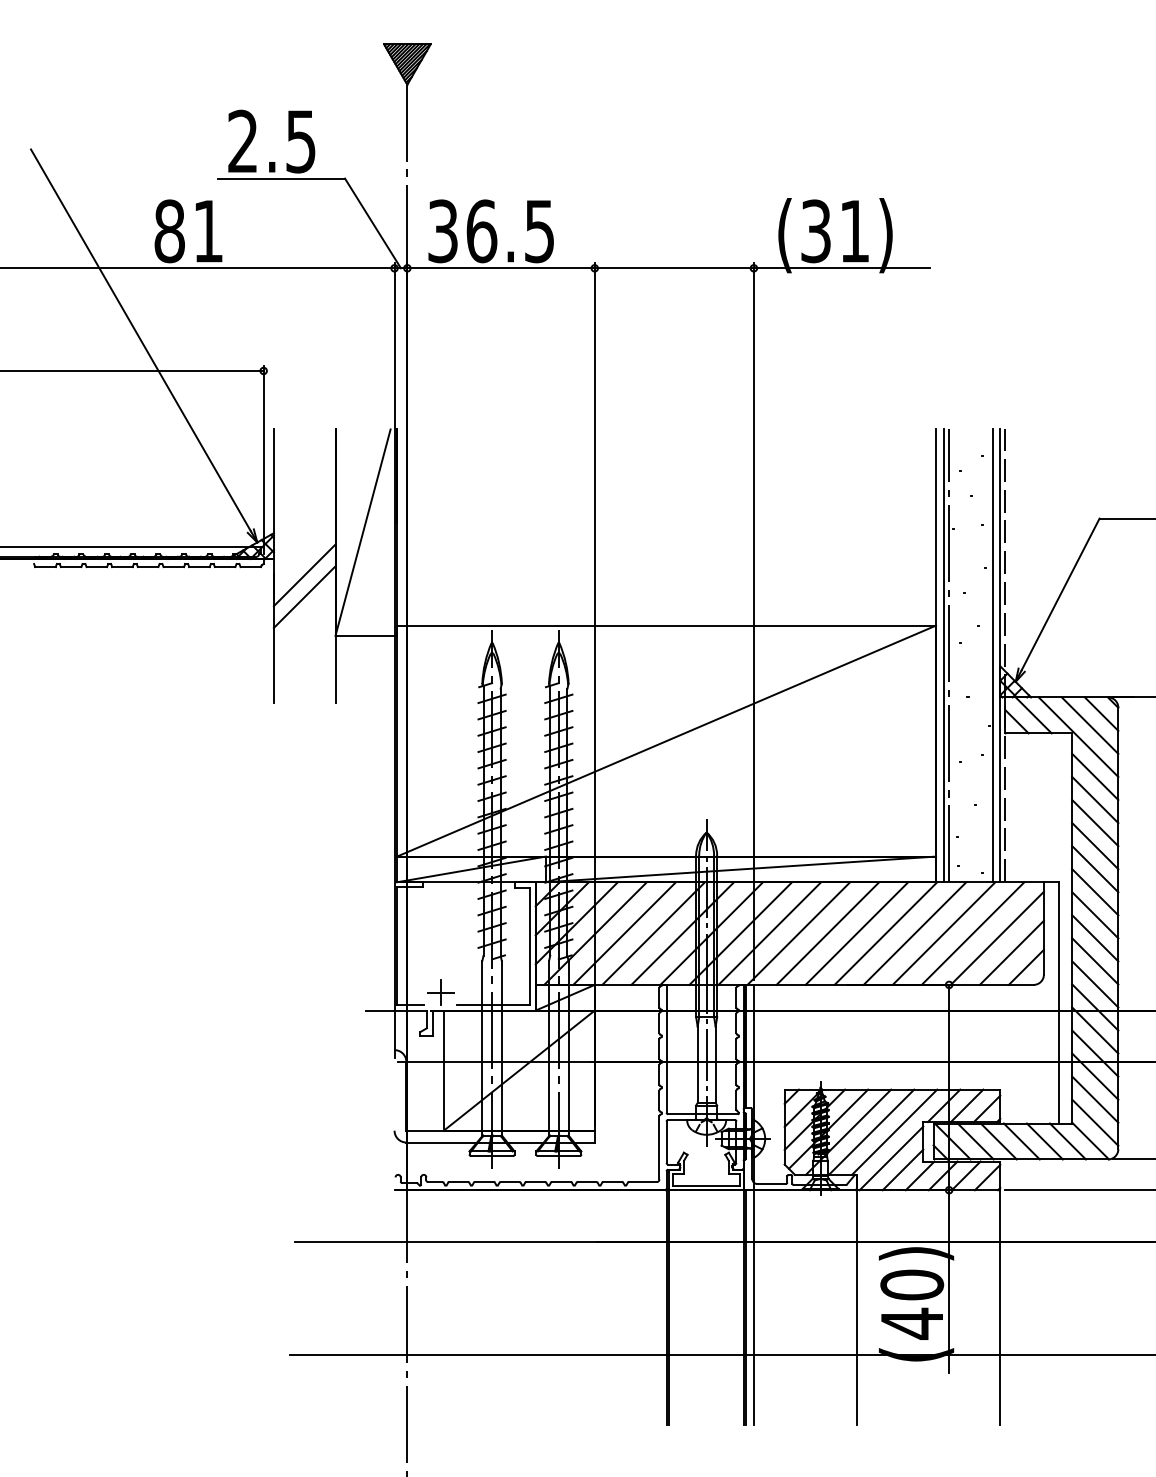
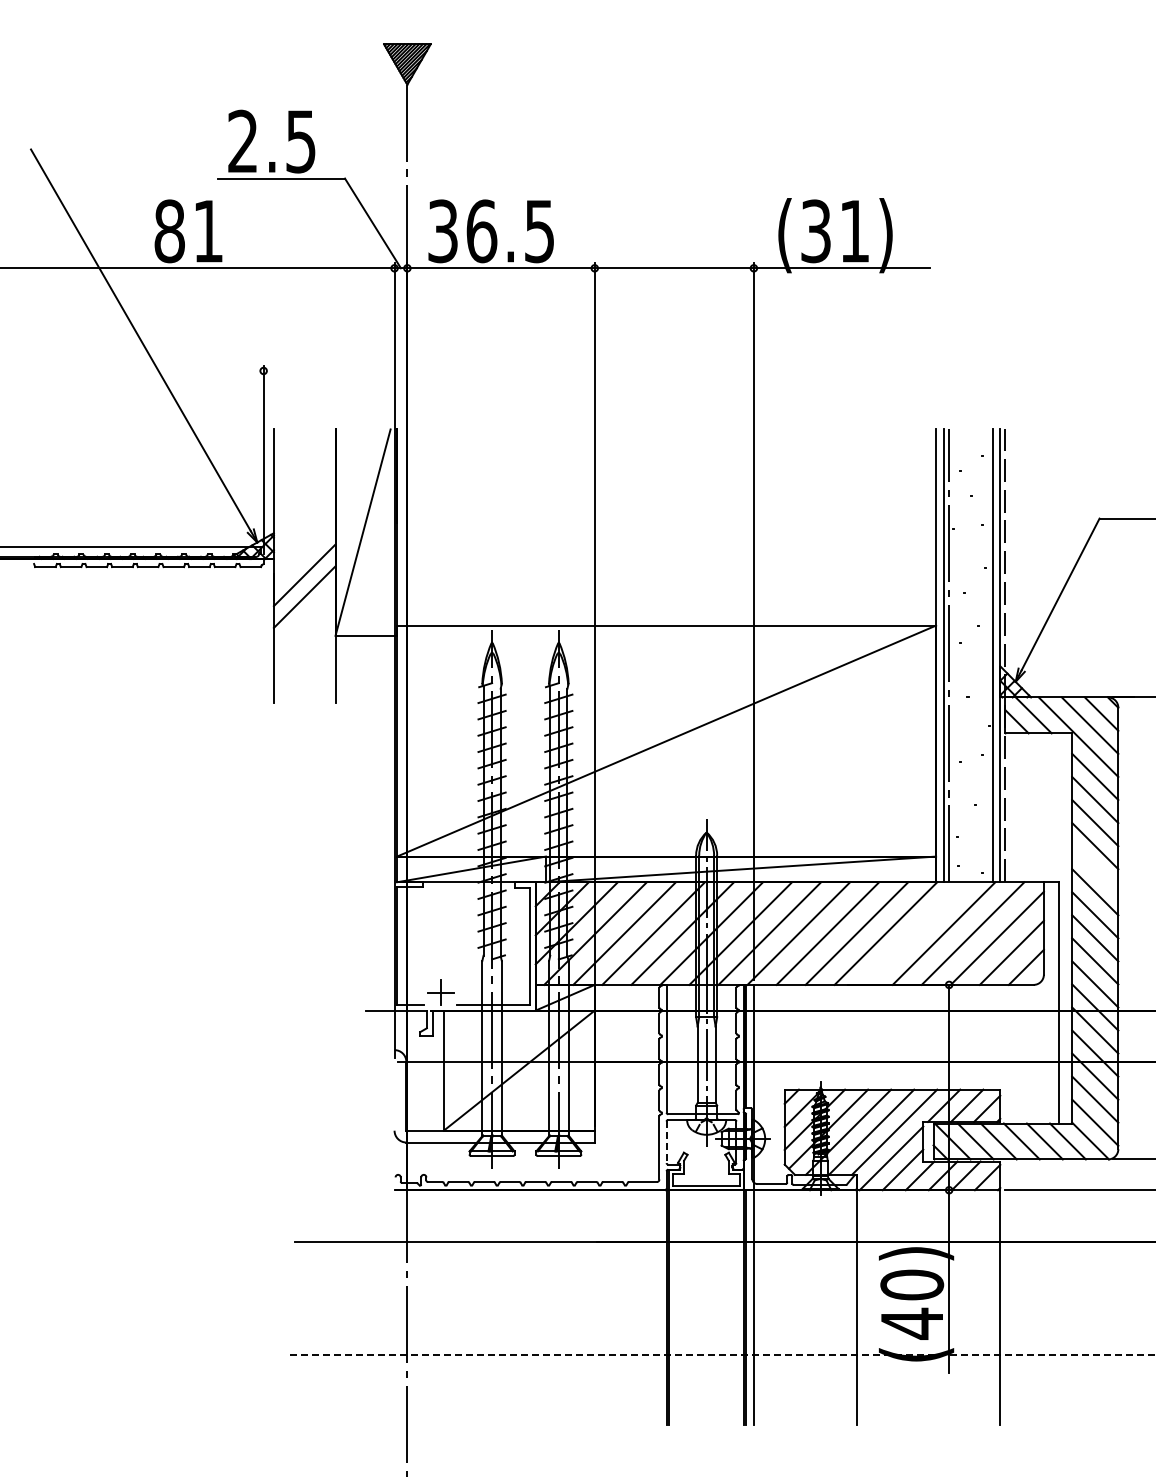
line: present -> none (132, 370)
line: present -> none (1095, 869)
line: present -> none (914, 933)
line: solid -> dashed (666, 1142)
line: solid -> dashed (723, 1354)
